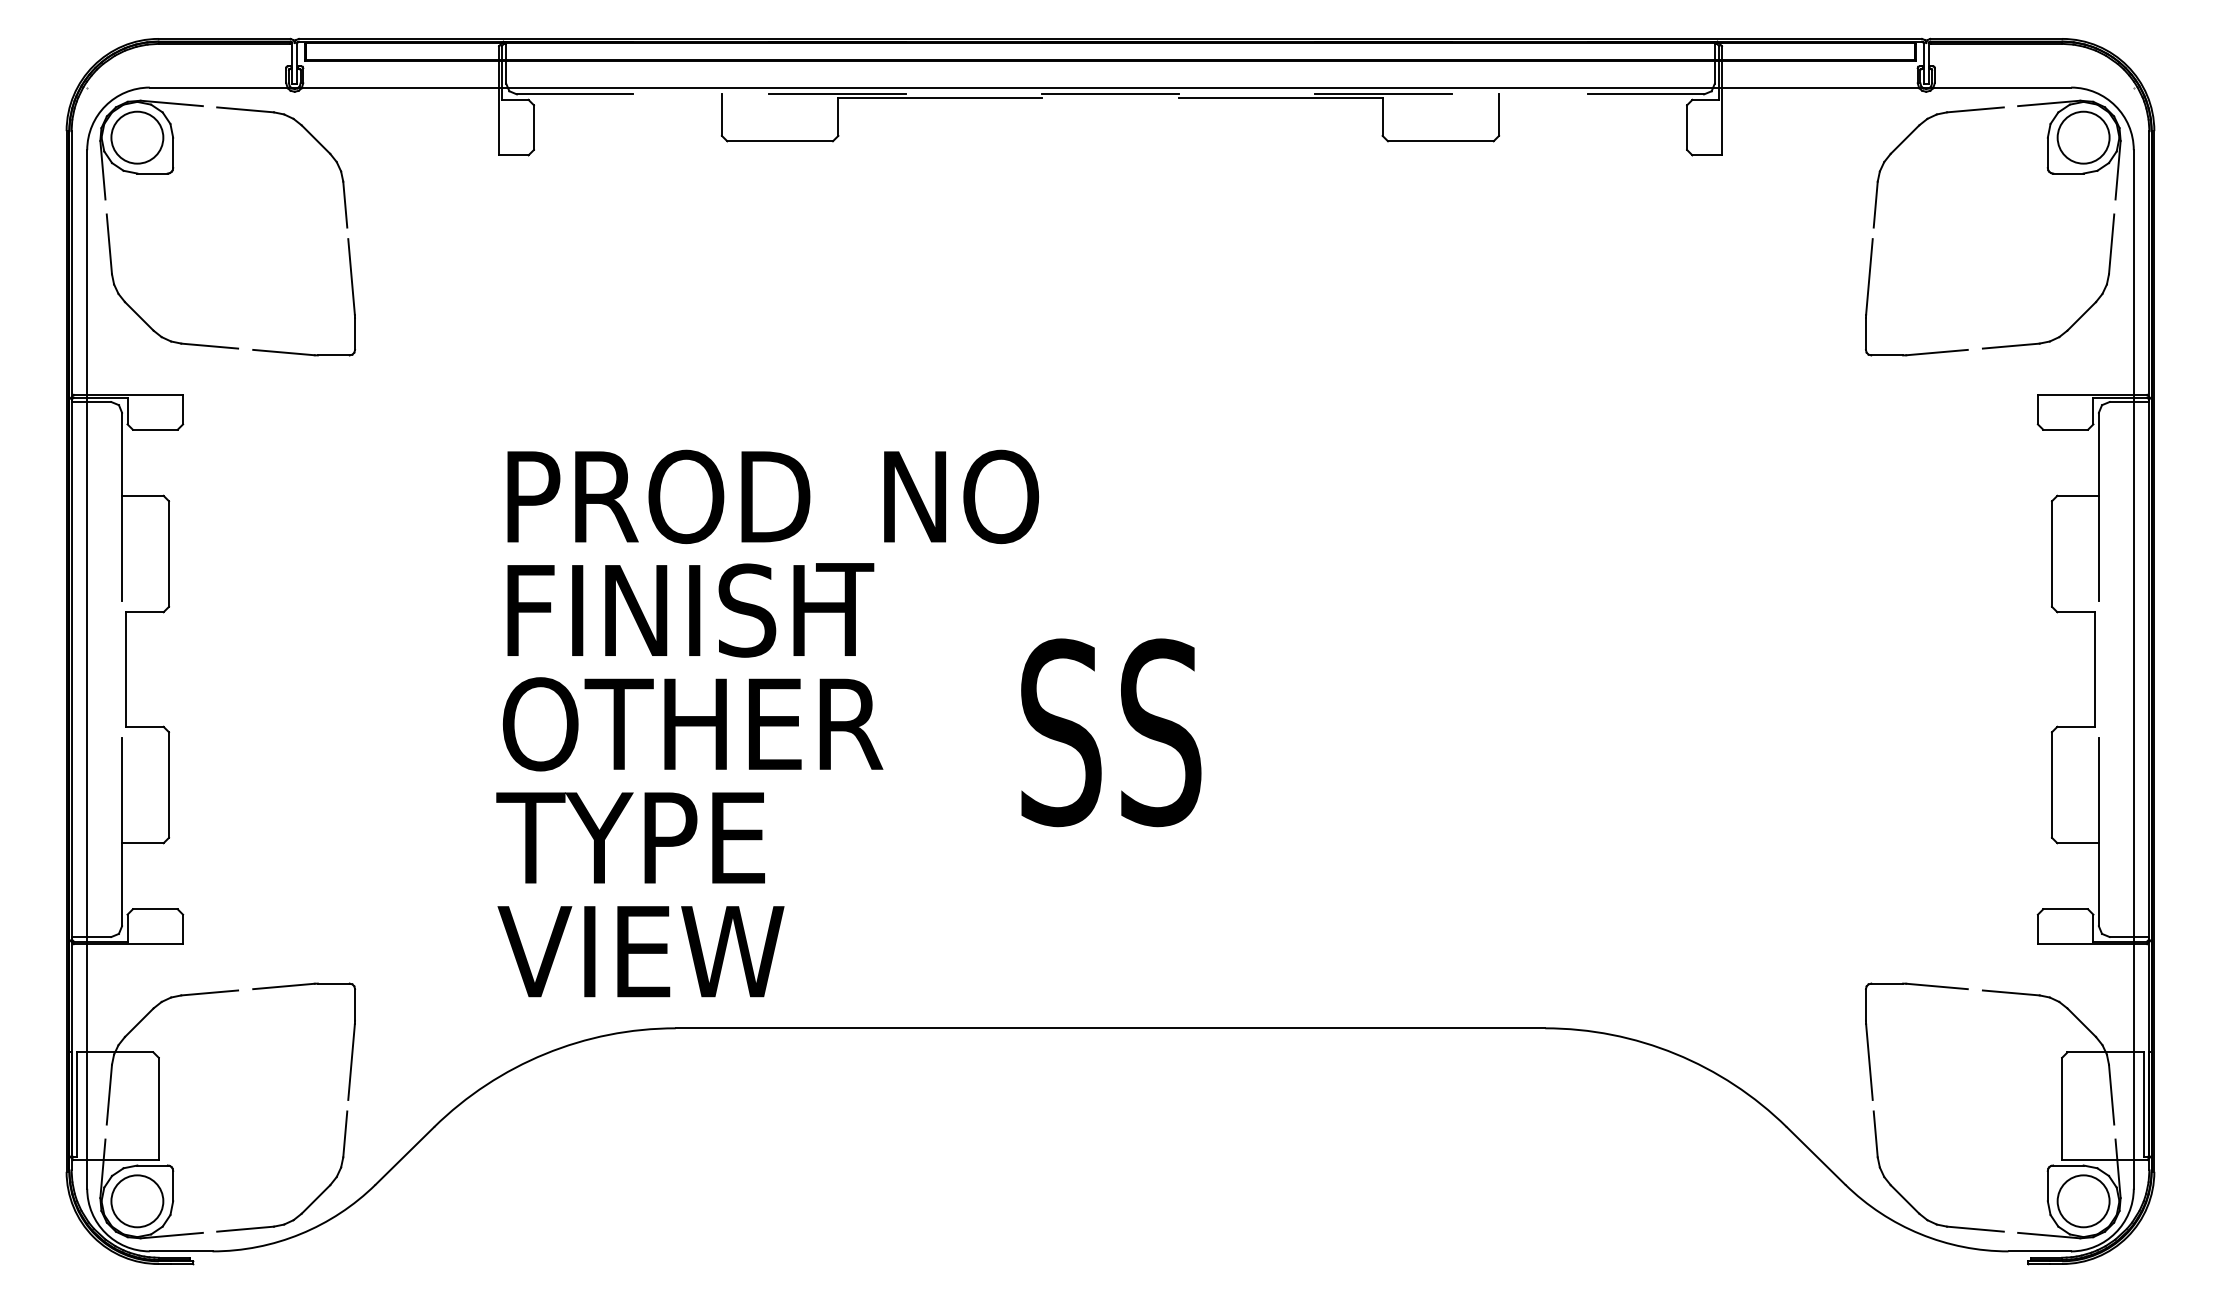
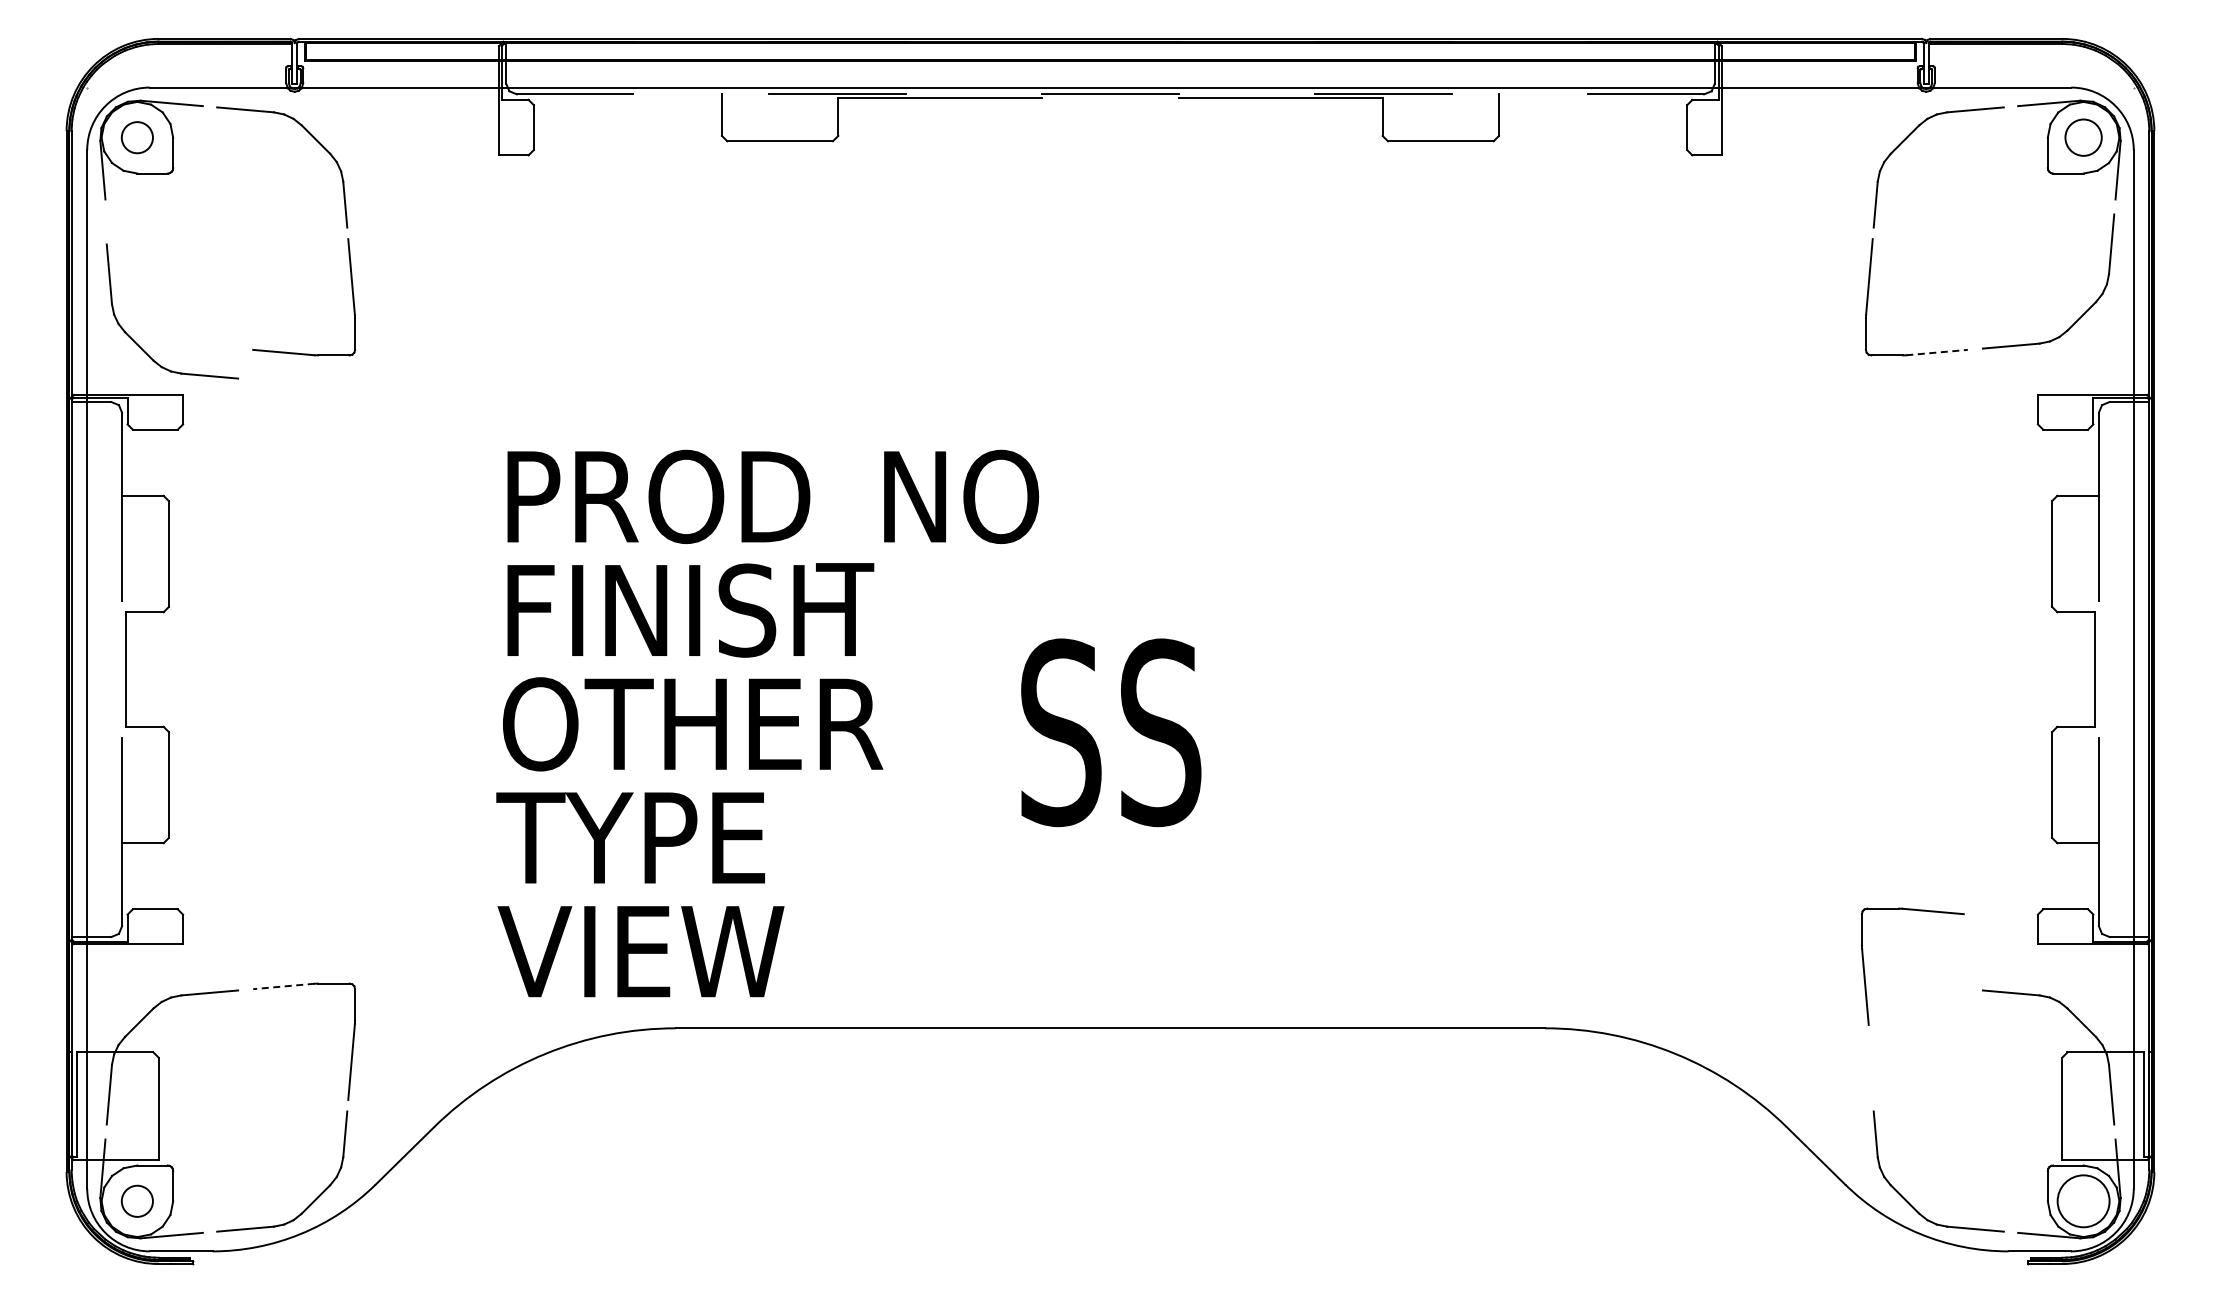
circle diameter: 52 px -> 31 px (136, 137)
circle diameter: 52 px -> 36 px (2083, 137)
part position: (138, 314) -> (138, 344) (138, 344)
line: solid -> dashed (1937, 352)
line: solid -> dashed (283, 986)
part position: (1869, 1047) -> (1865, 972) (1865, 972)
circle diameter: 52 px -> 31 px (136, 1200)
